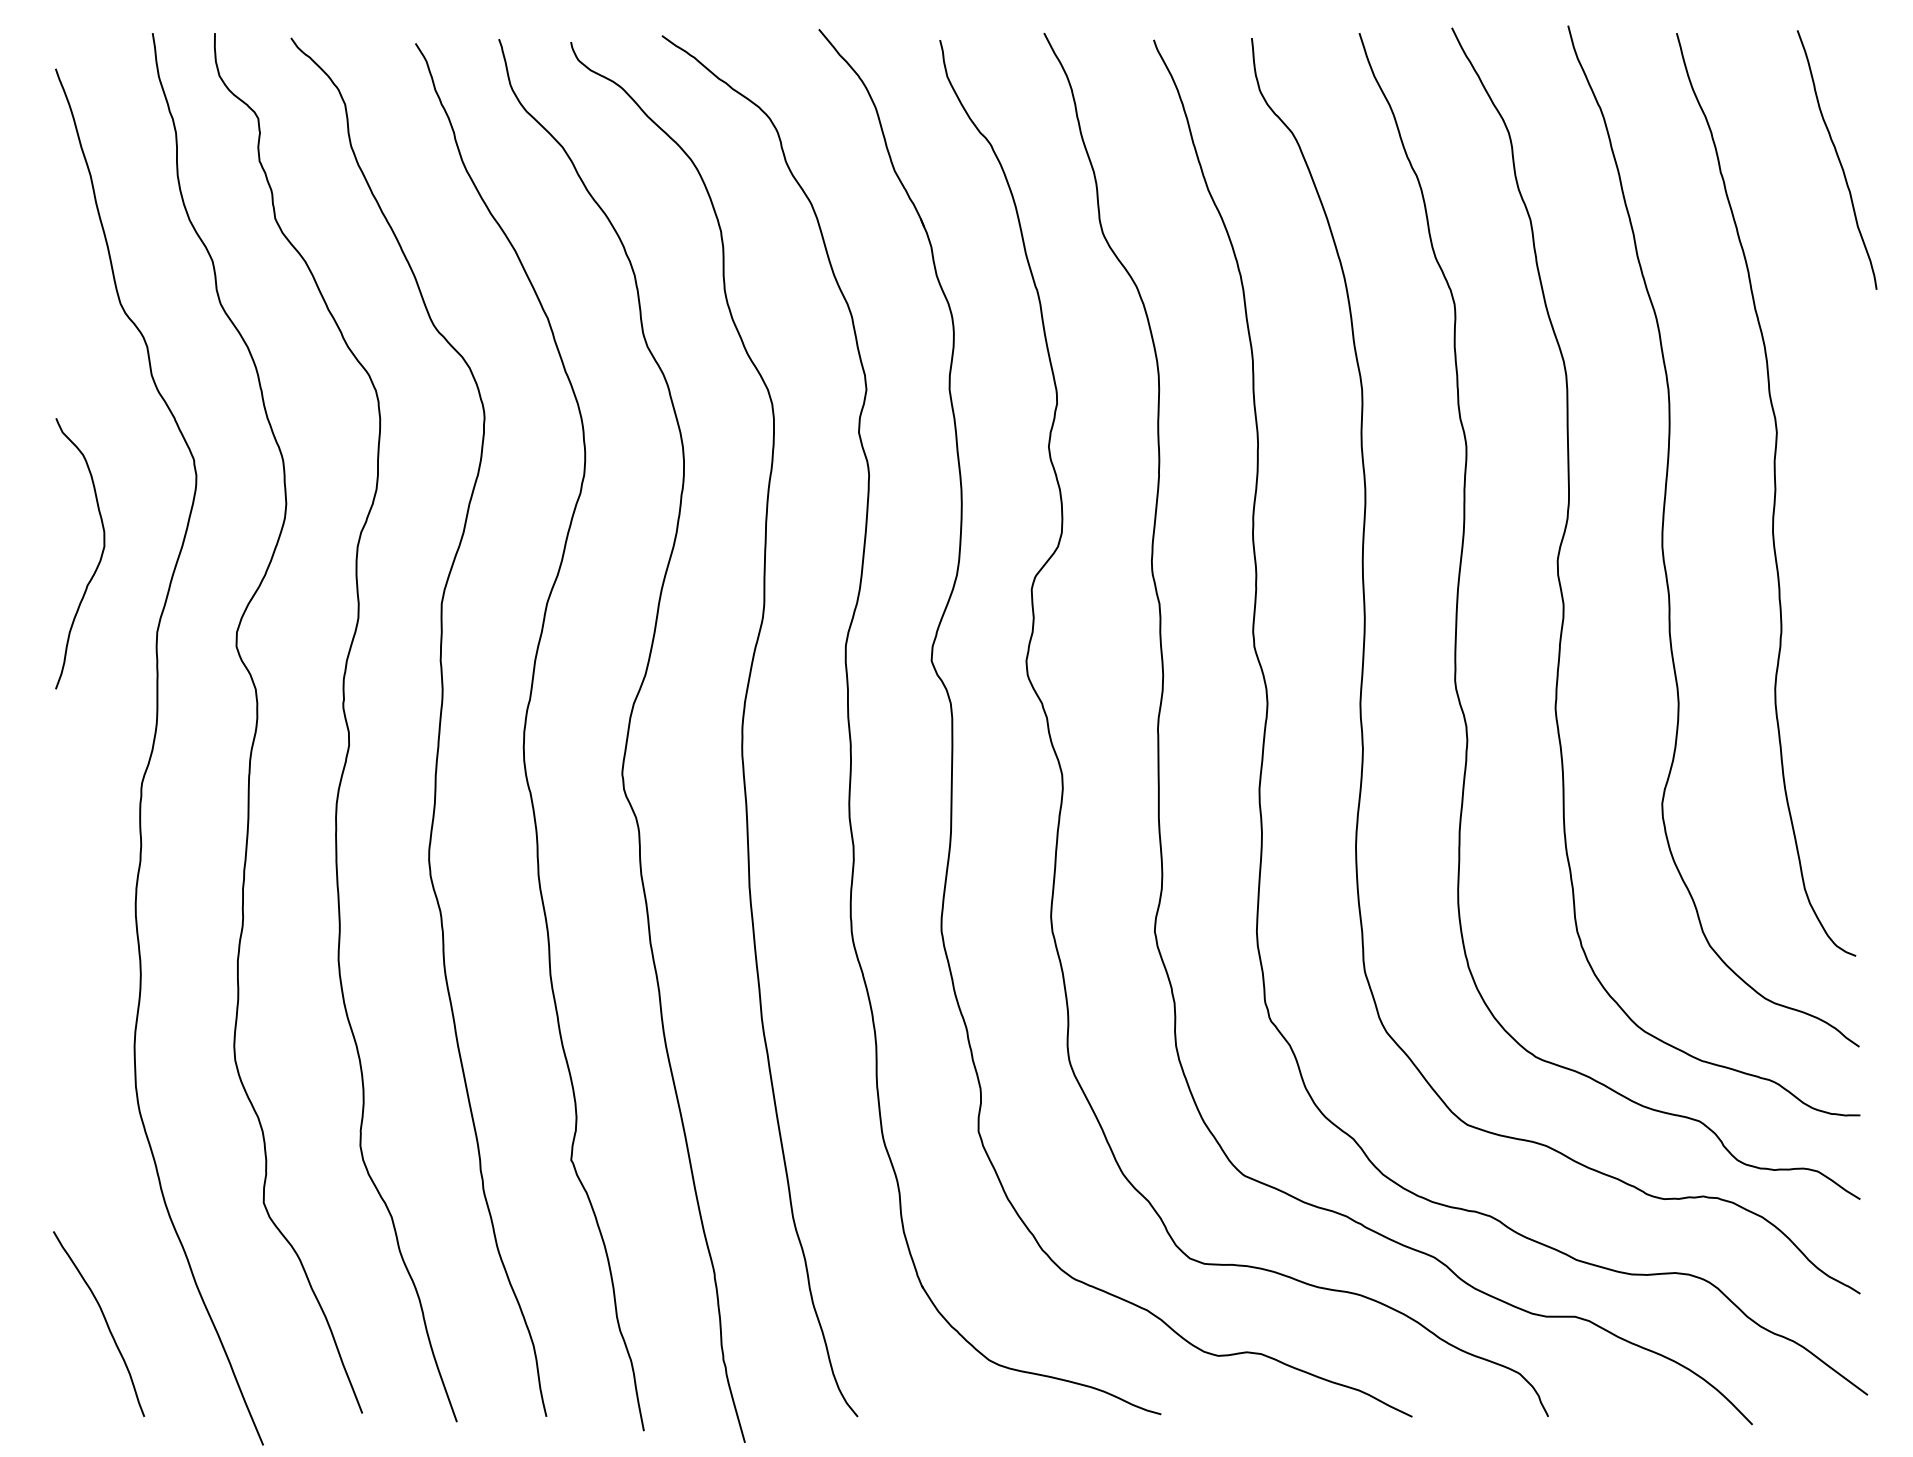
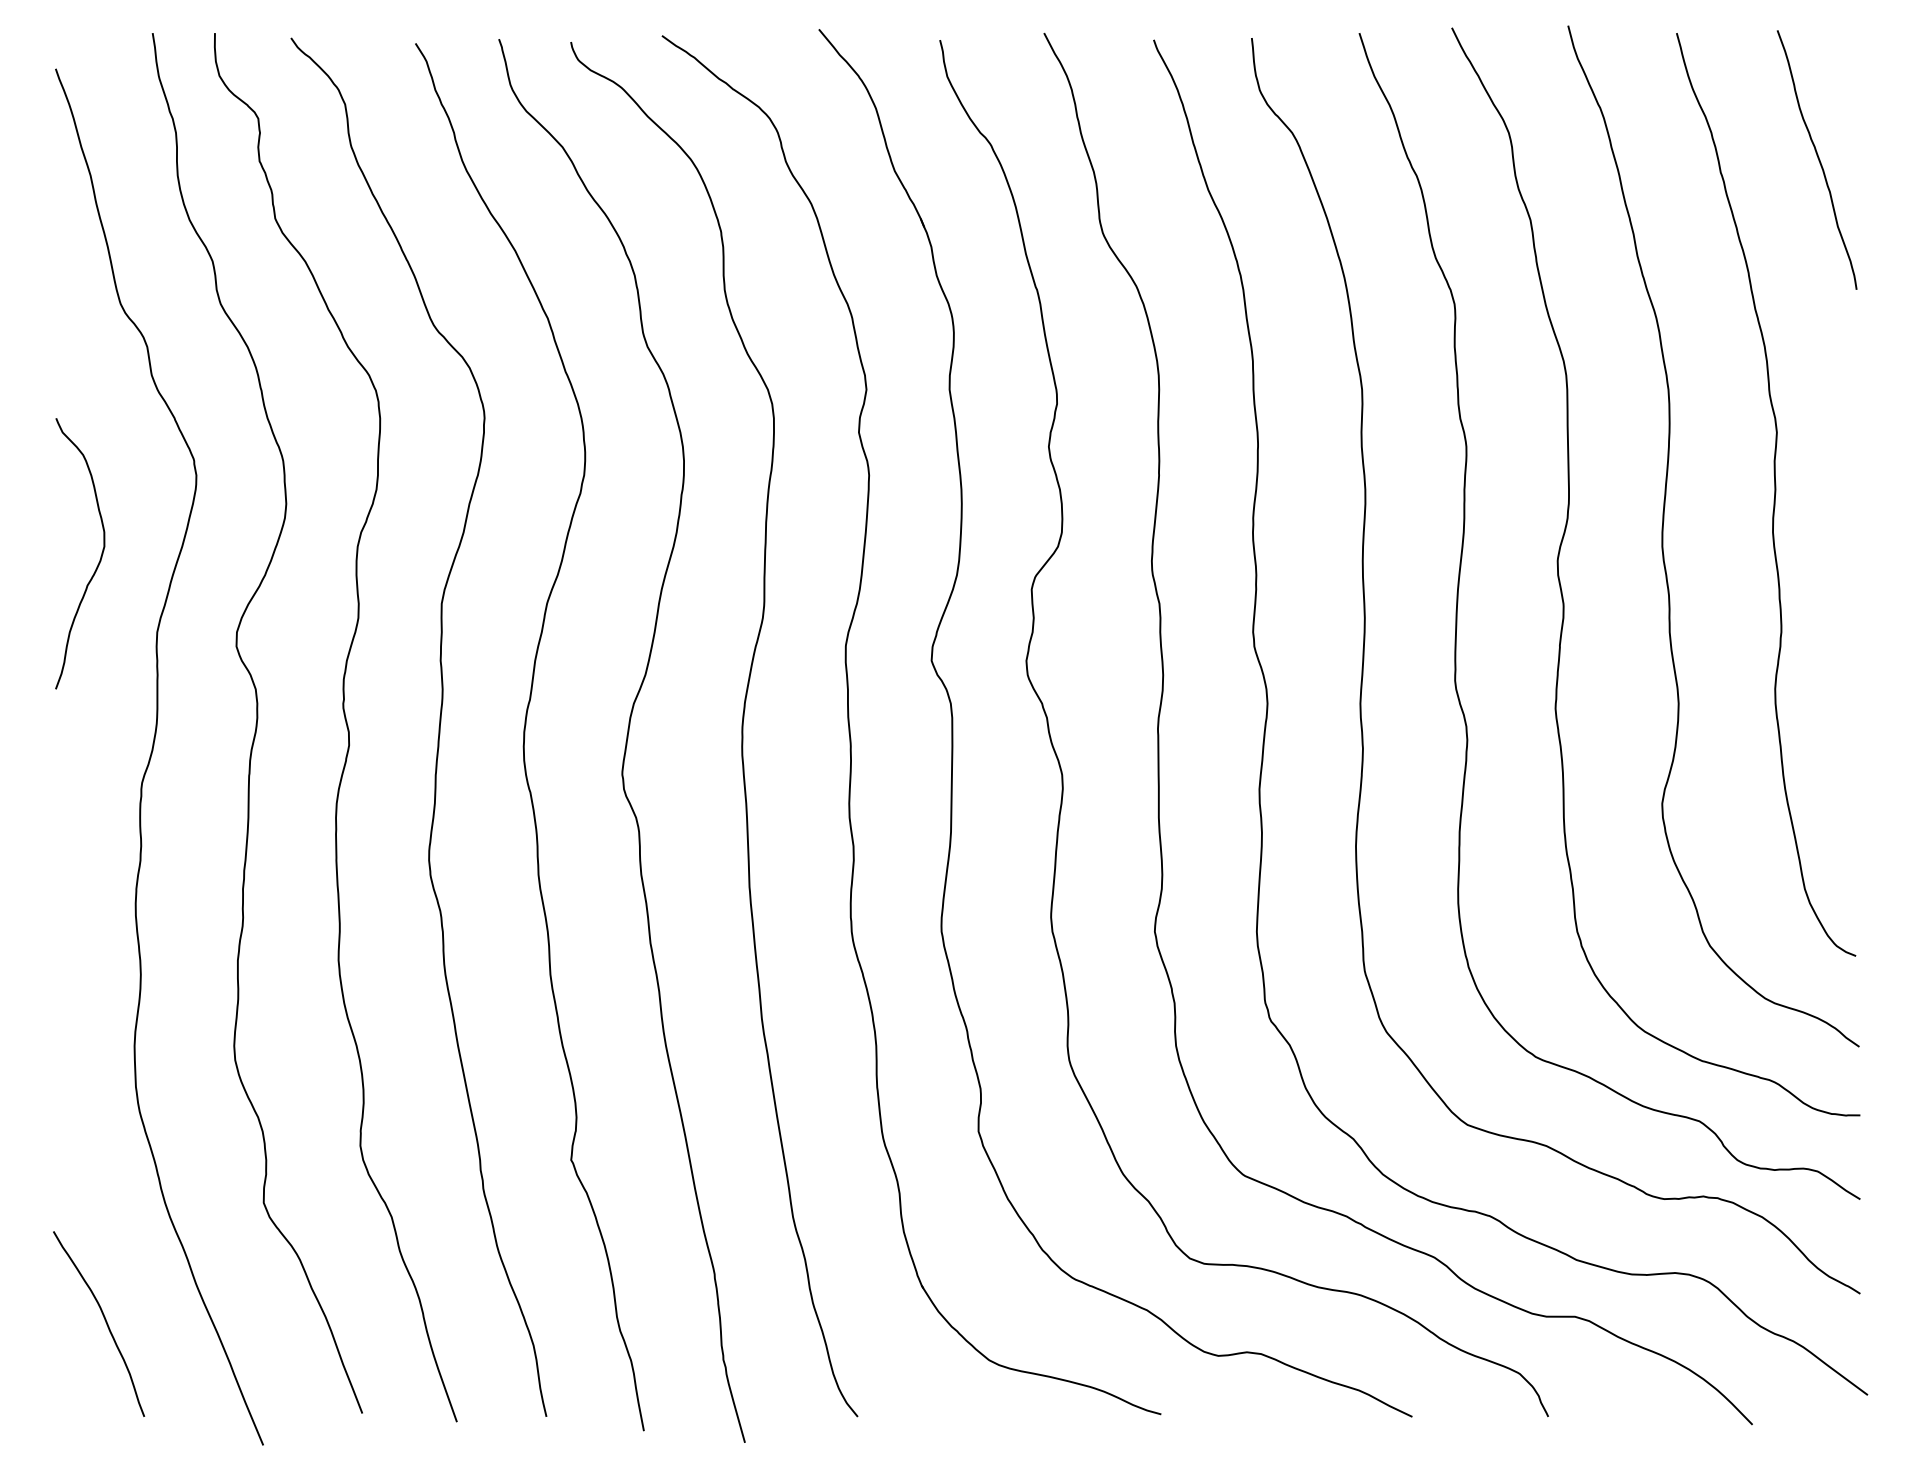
curve position: (1837, 158) -> (1817, 158) (1817, 158)
